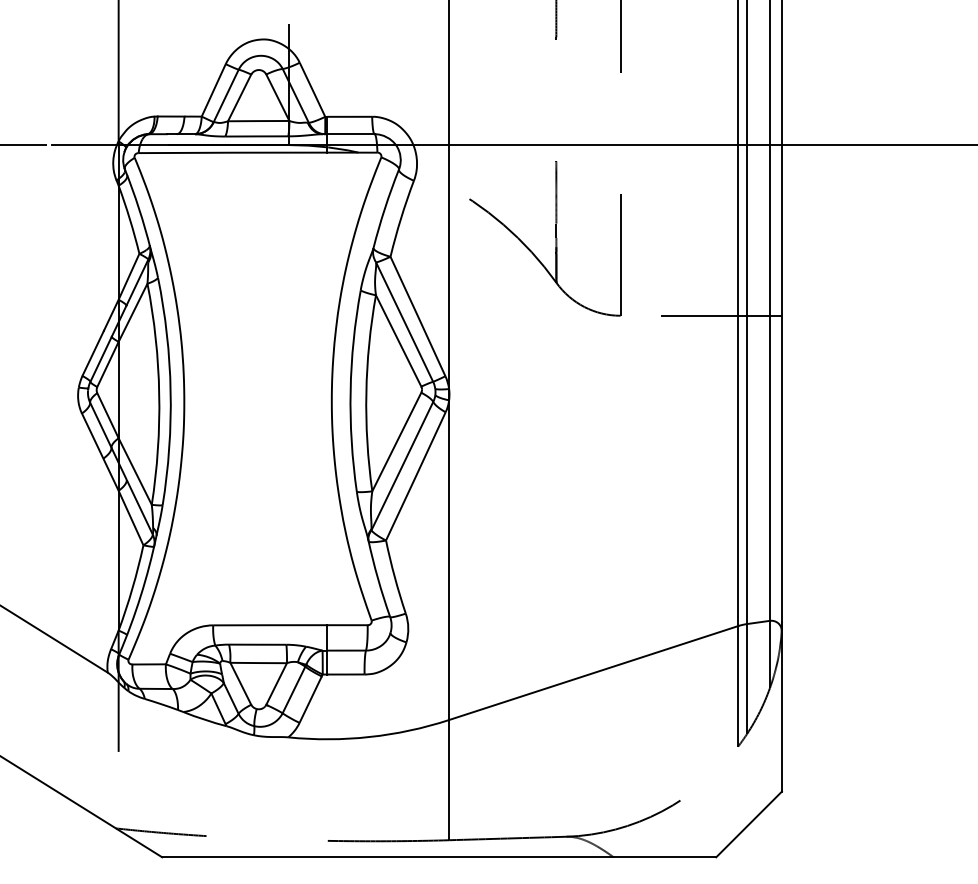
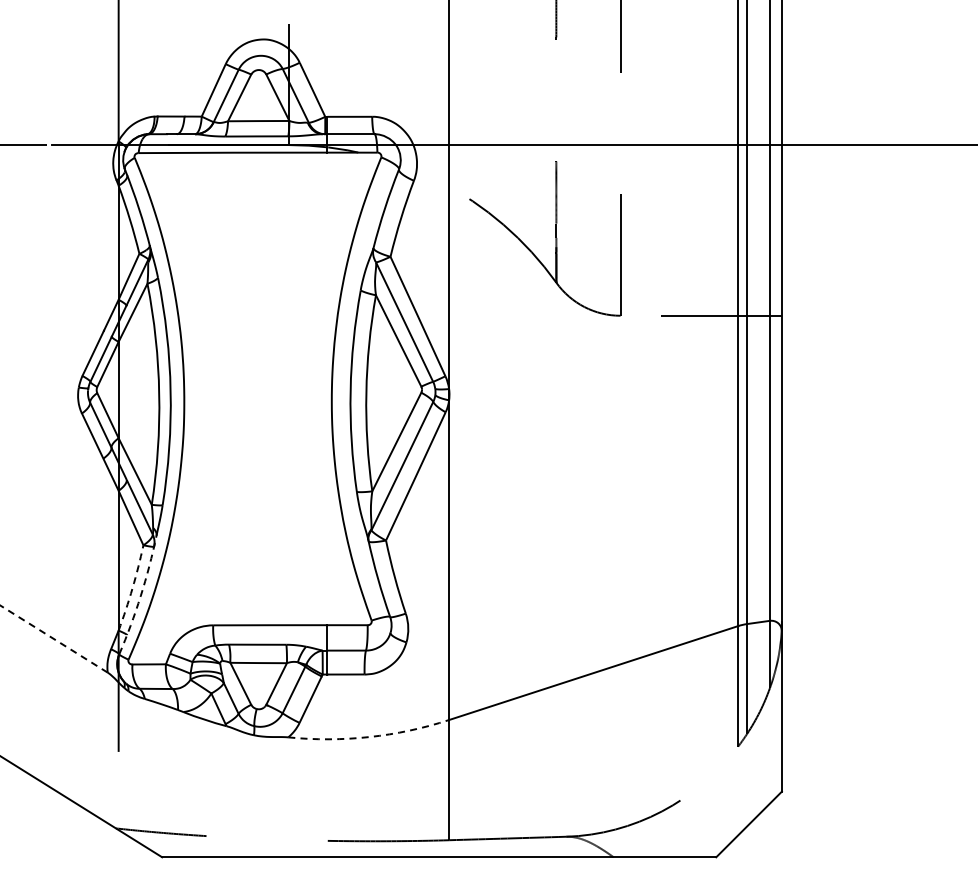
arc: solid -> dashed (132, 588)
arc: solid -> dashed (140, 596)
line: solid -> dashed (53, 638)
arc: solid -> dashed (369, 737)
